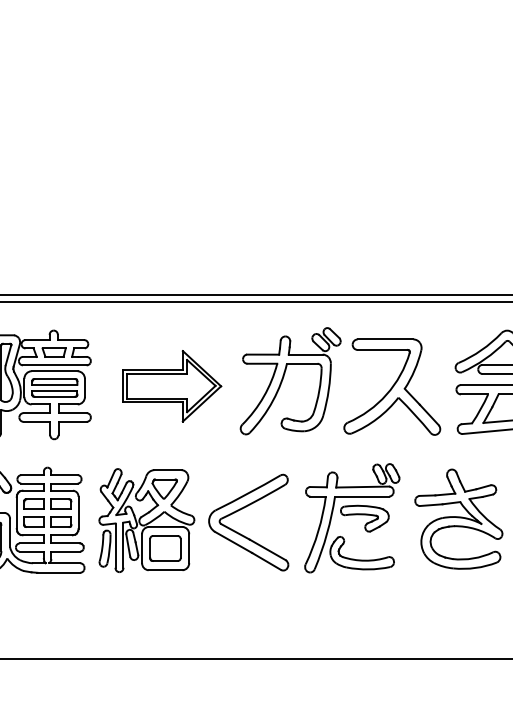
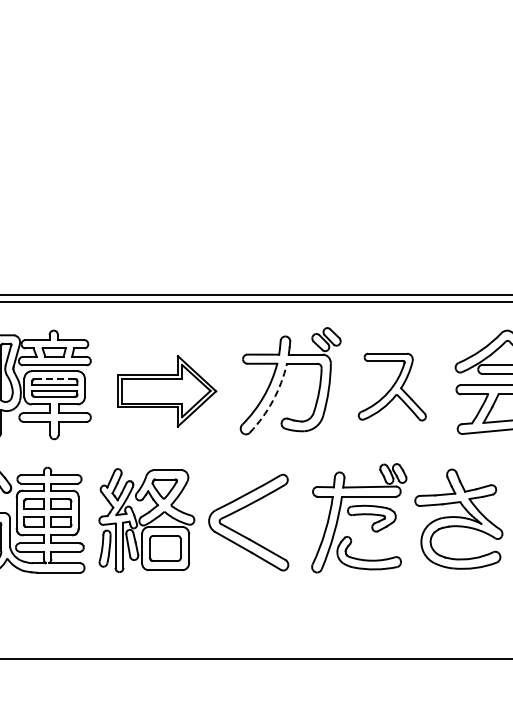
line: solid -> dashed (55, 379)
part position: (172, 386) -> (167, 391) (167, 391)
part size: 99x98 px -> 70x70 px (391, 386)
arc: solid -> dashed (273, 400)
part position: (352, 518) -> (359, 518) (359, 518)
